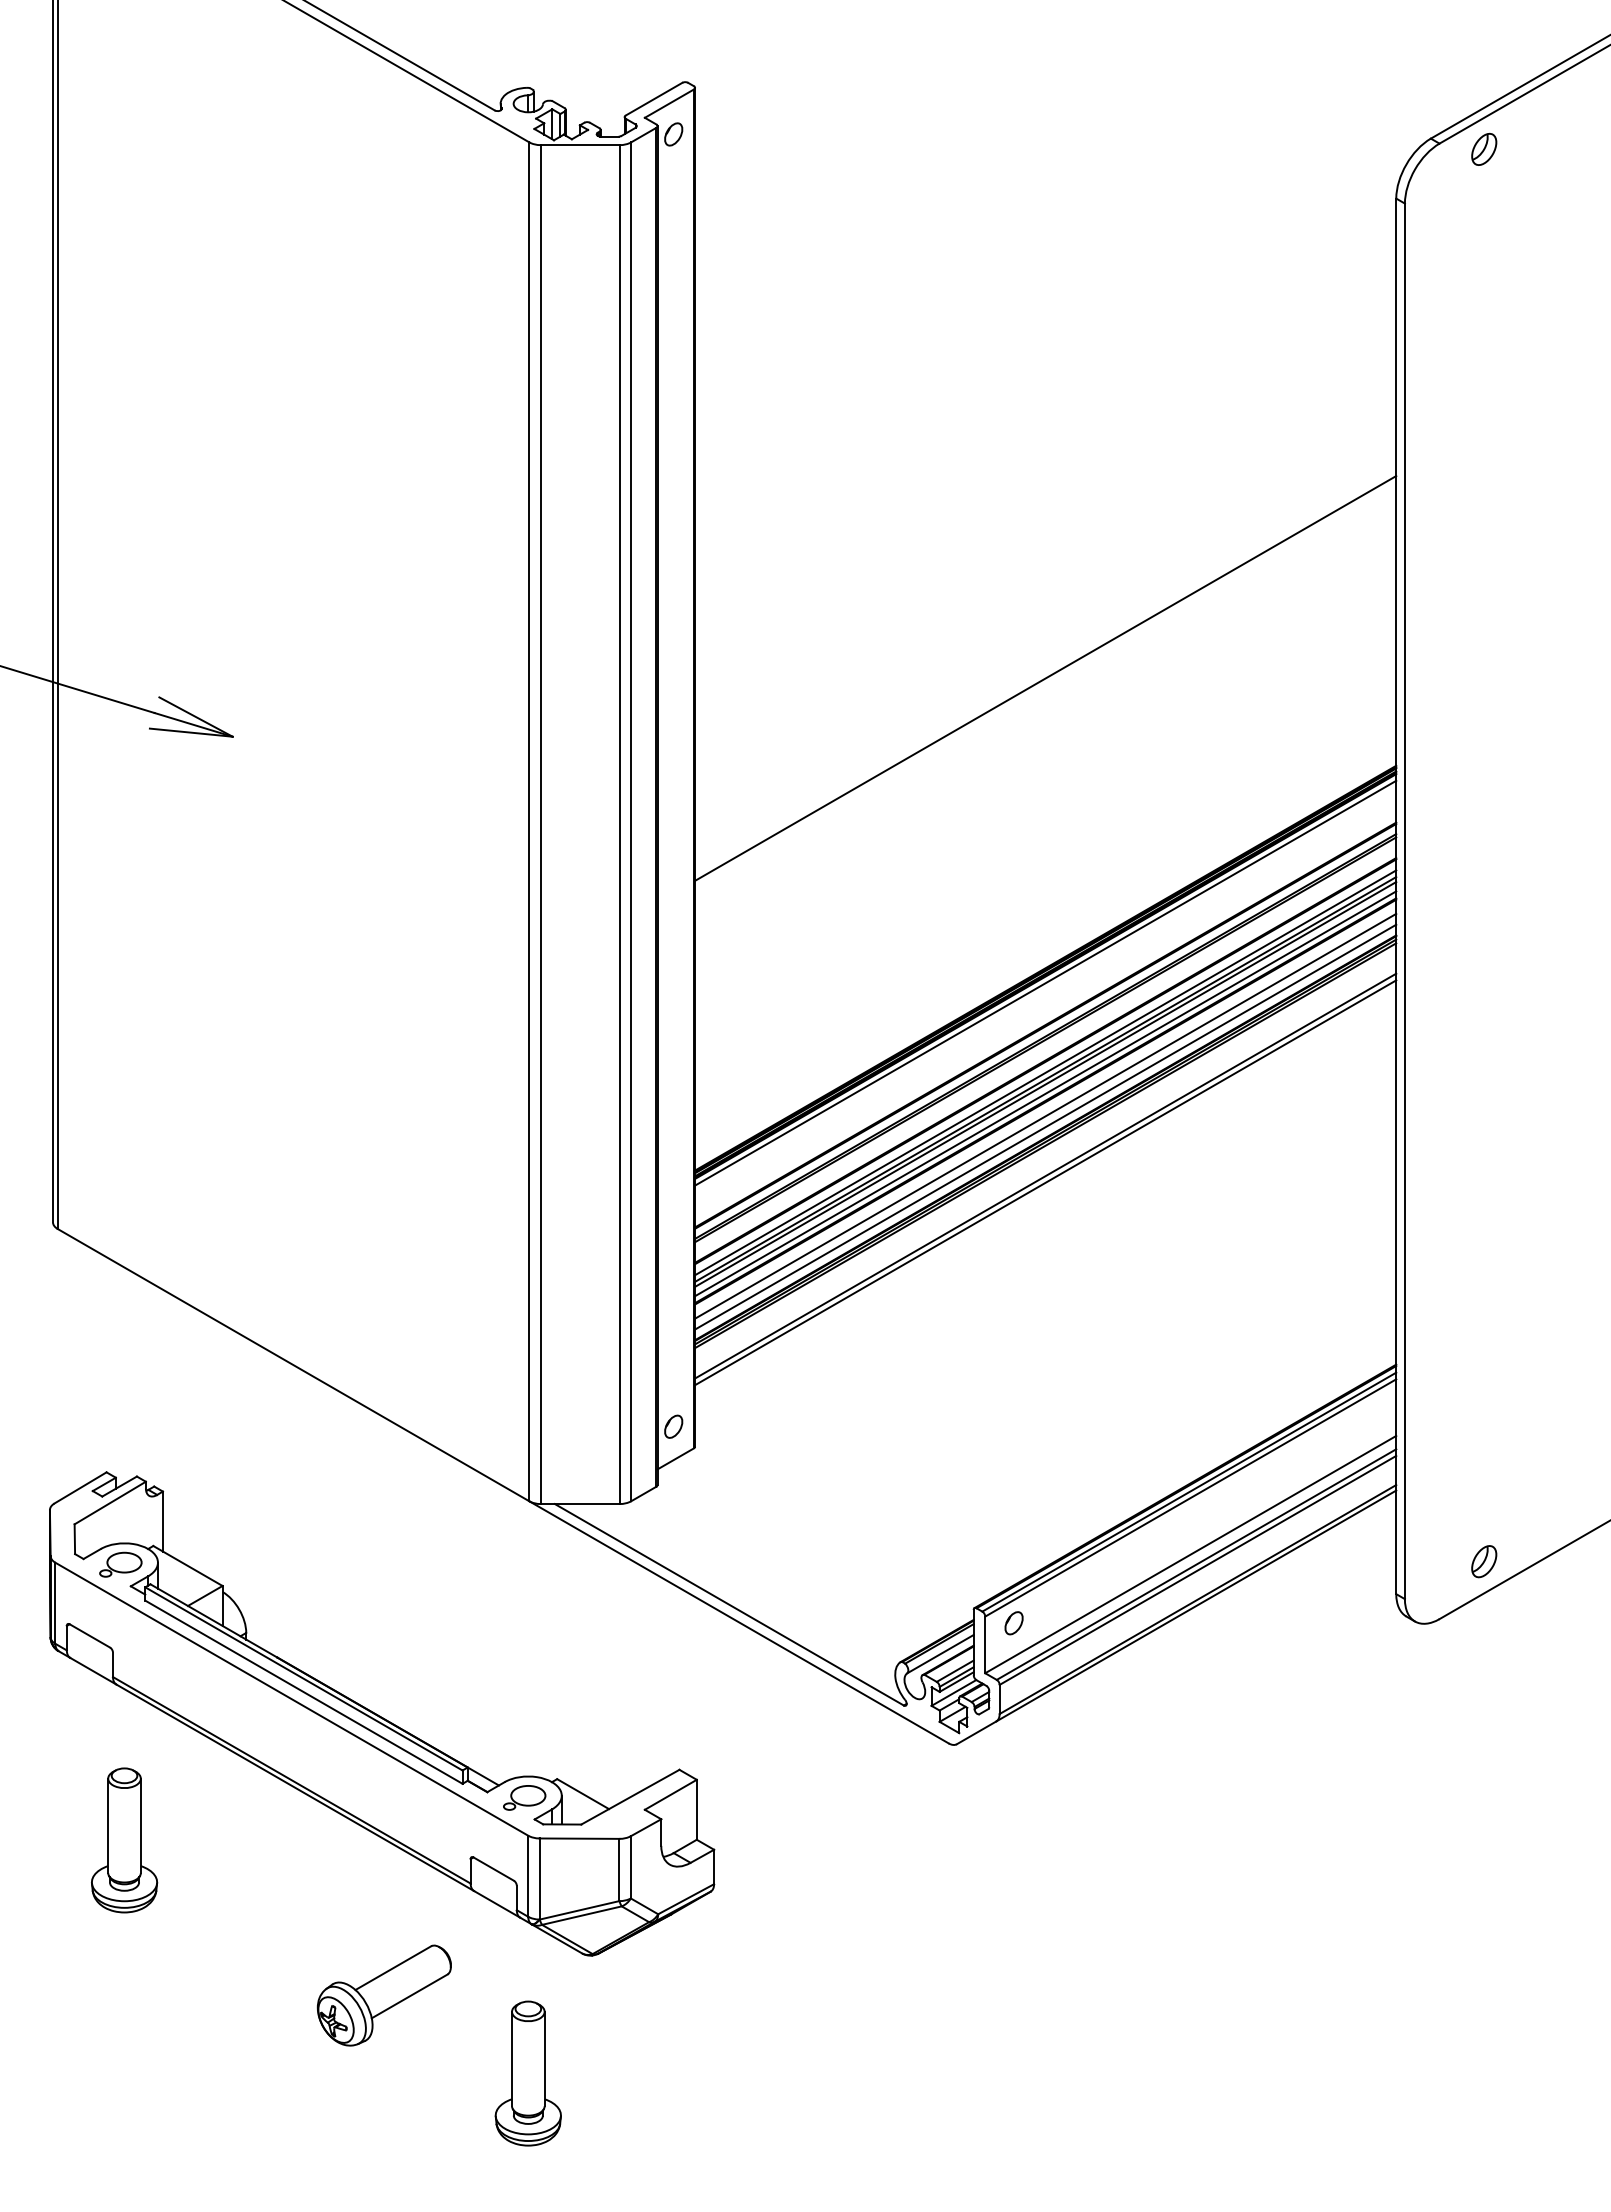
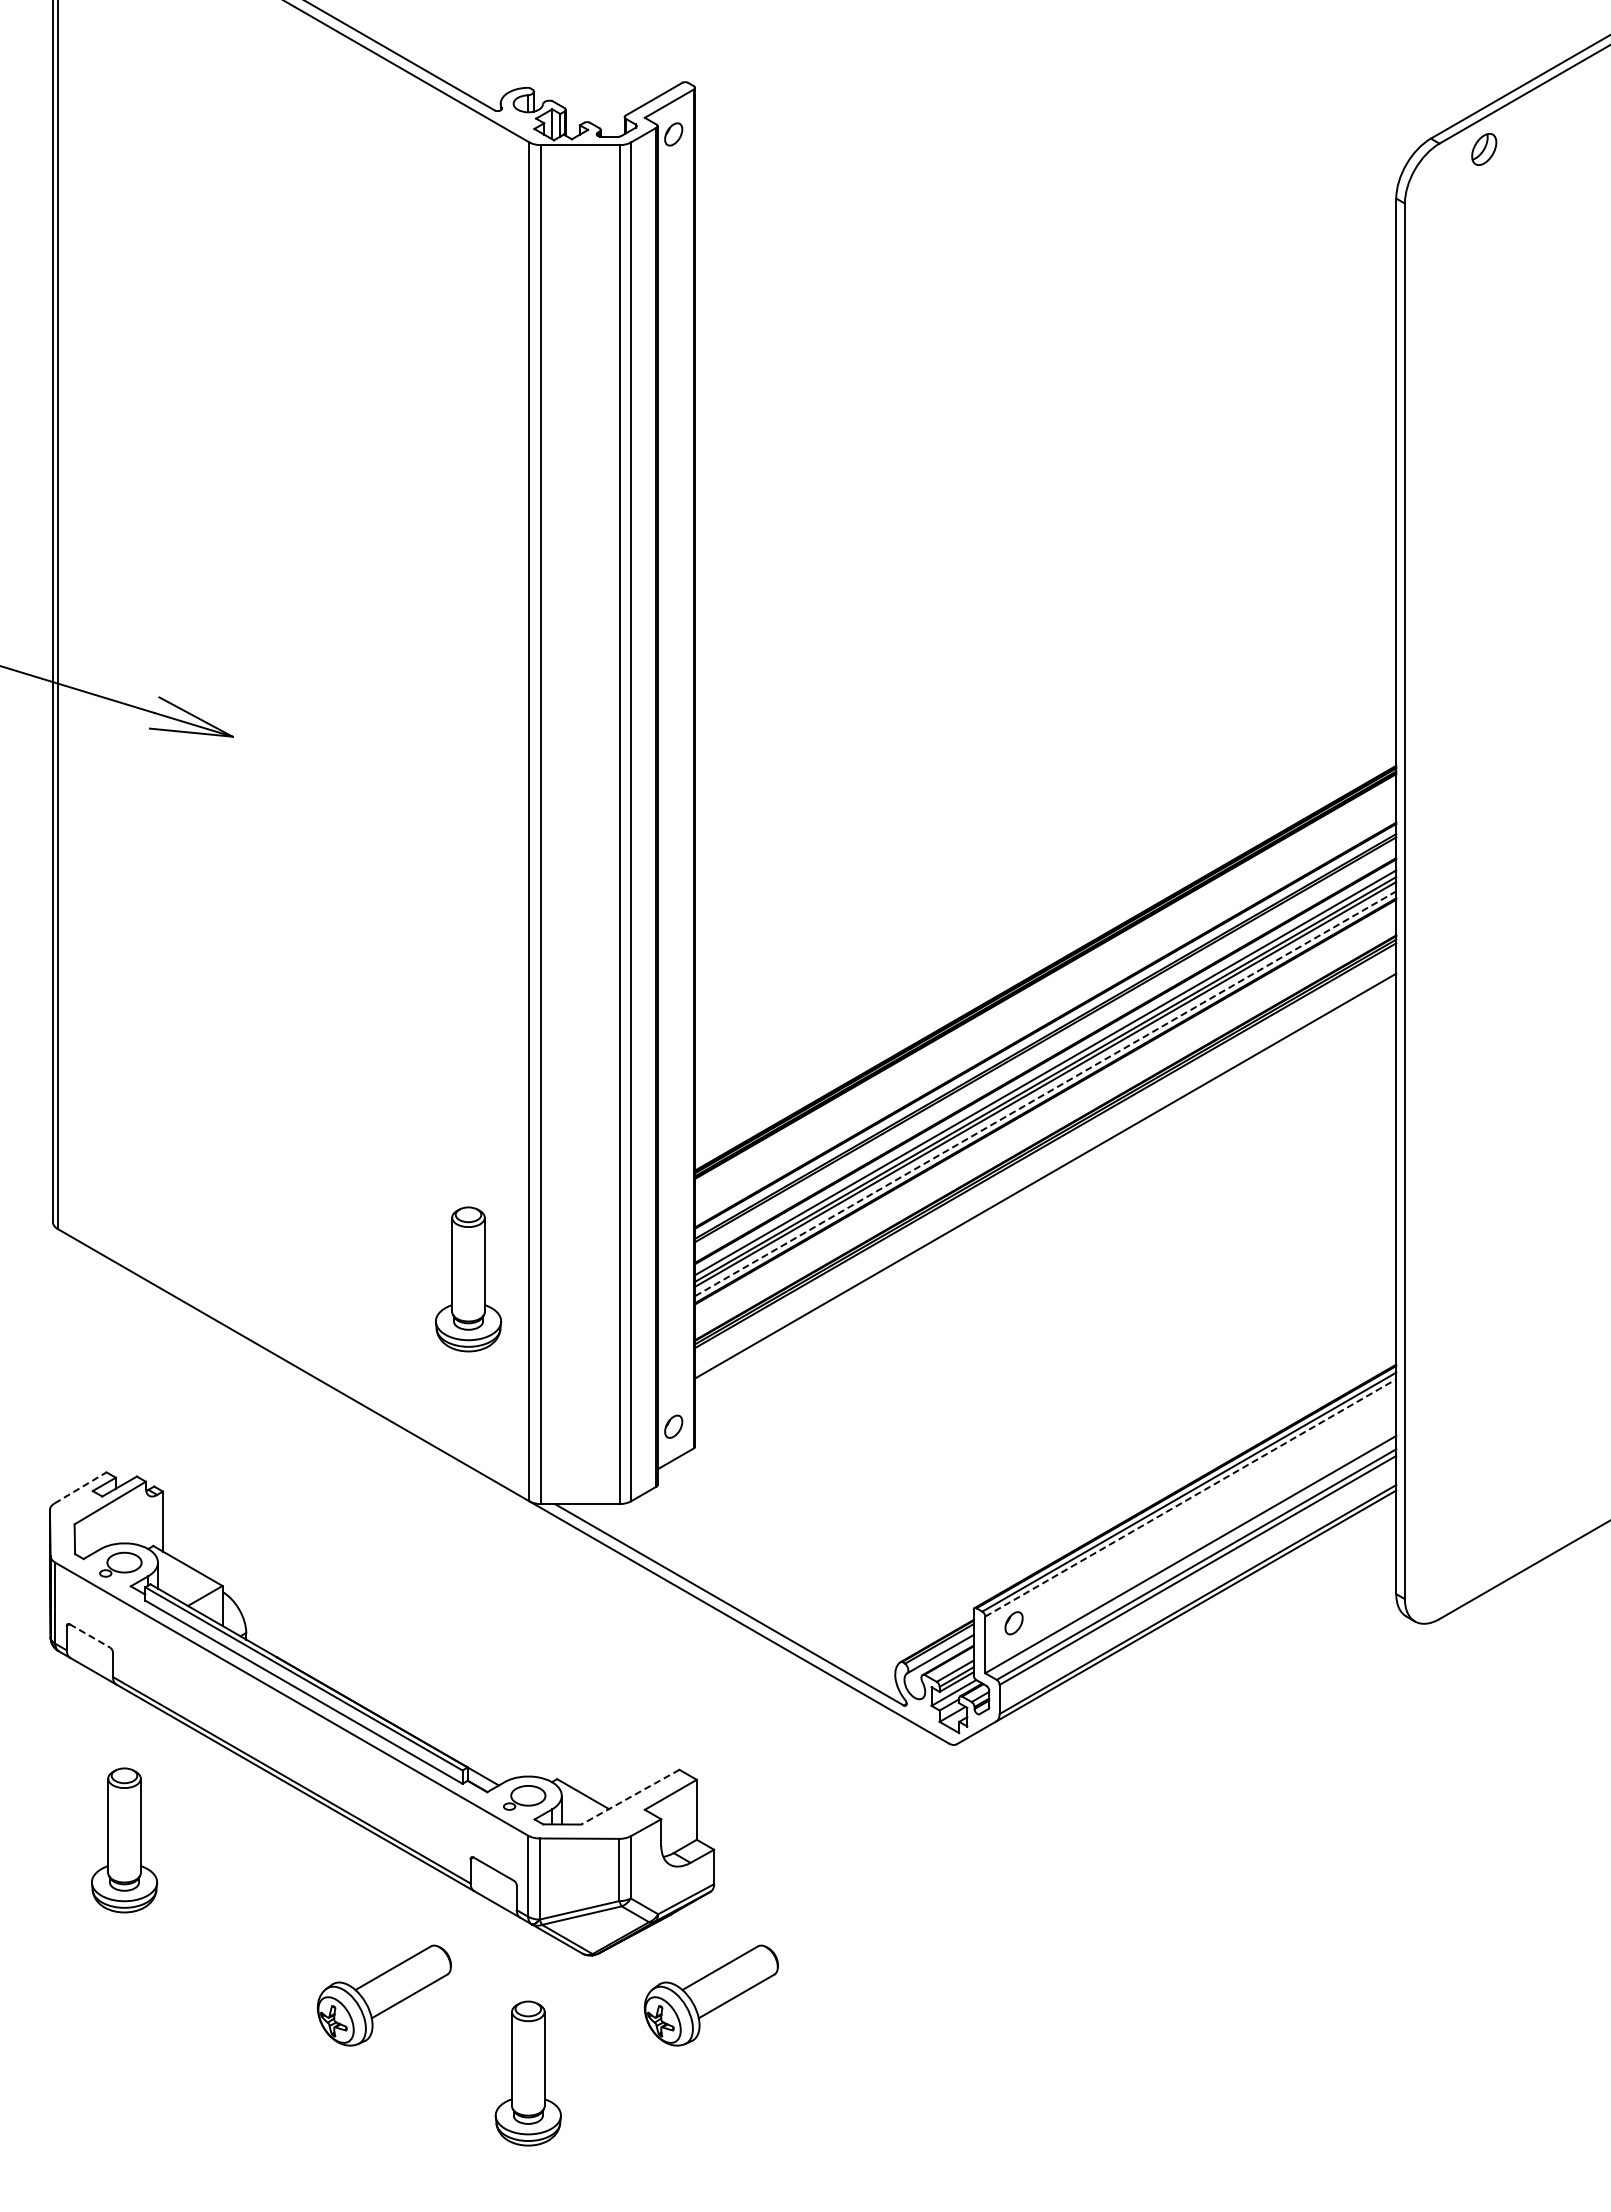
line: present -> none (1045, 678)
line: present -> none (1045, 982)
line: solid -> dashed (1045, 1093)
line: present -> none (1045, 1115)
line: present -> none (1045, 1126)
line: present -> none (1045, 1182)
part: none -> present (468, 1279)
line: solid -> dashed (80, 1487)
line: solid -> dashed (1191, 1497)
part: present -> none (1484, 1561)
line: solid -> dashed (90, 1636)
line: solid -> dashed (629, 1797)
part: none -> present (710, 1995)
